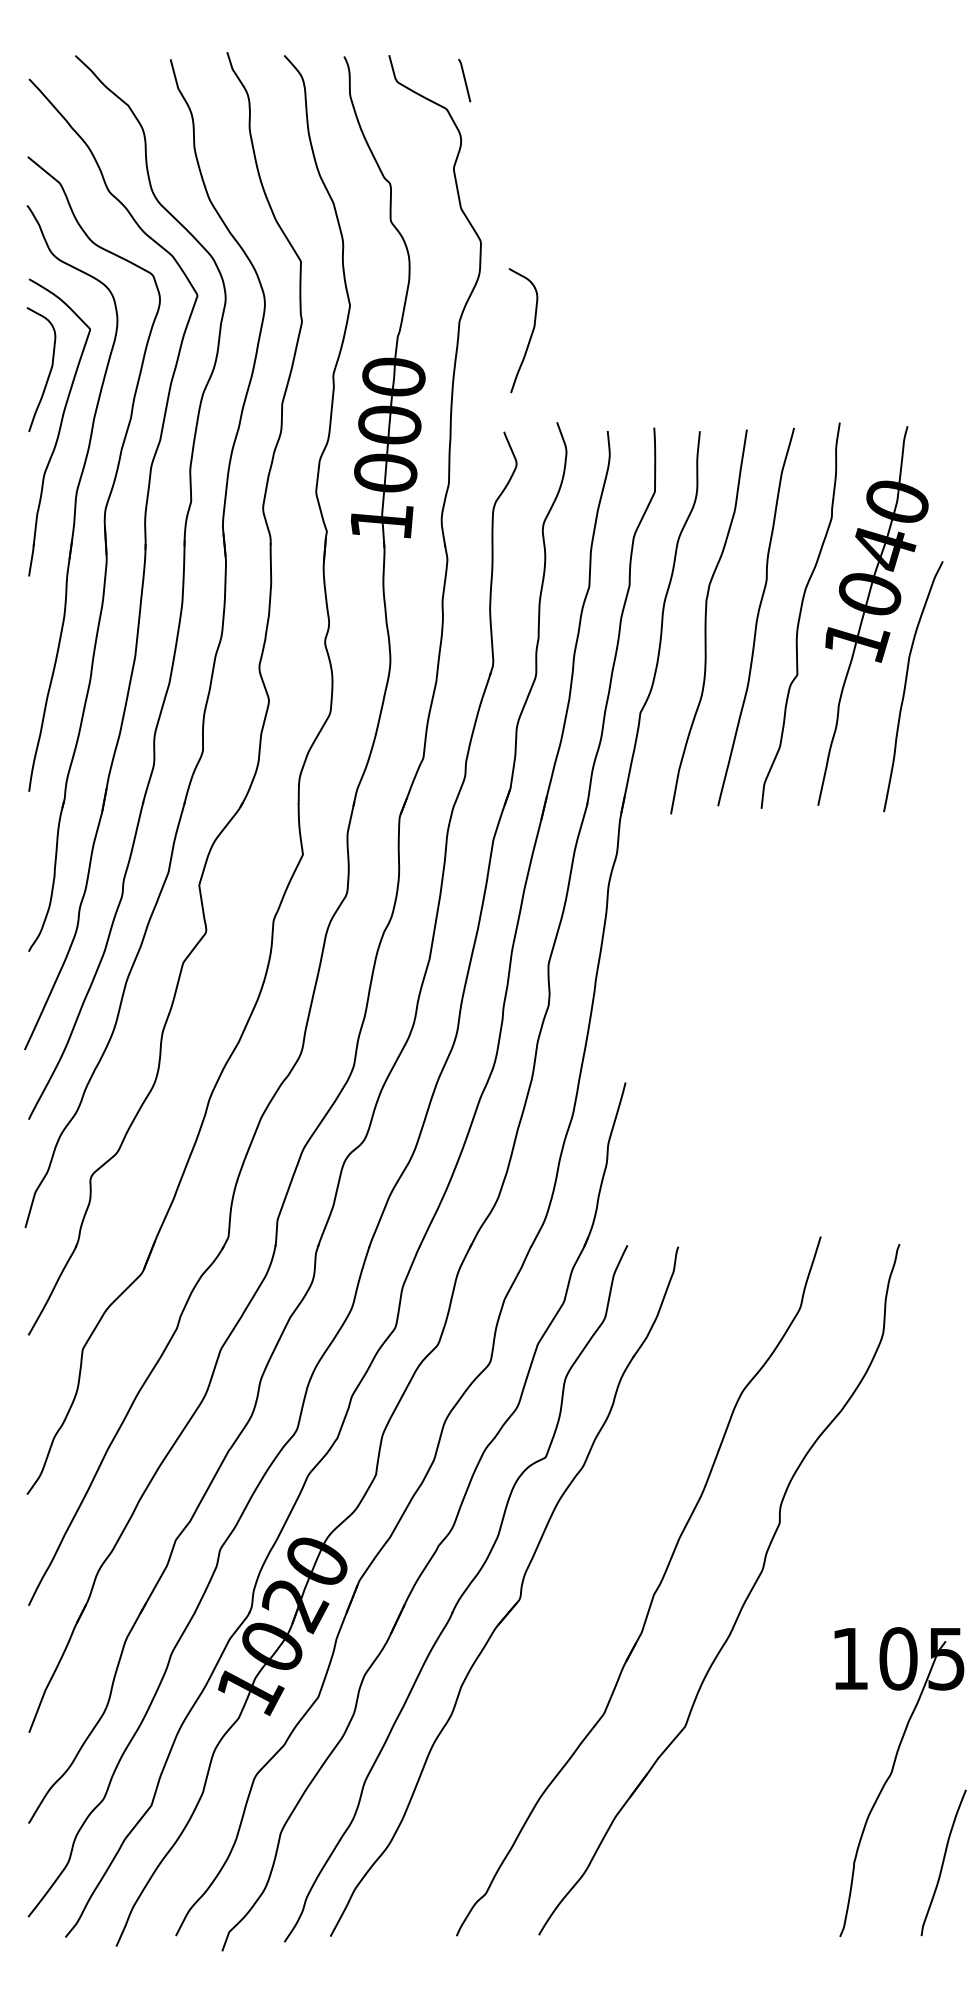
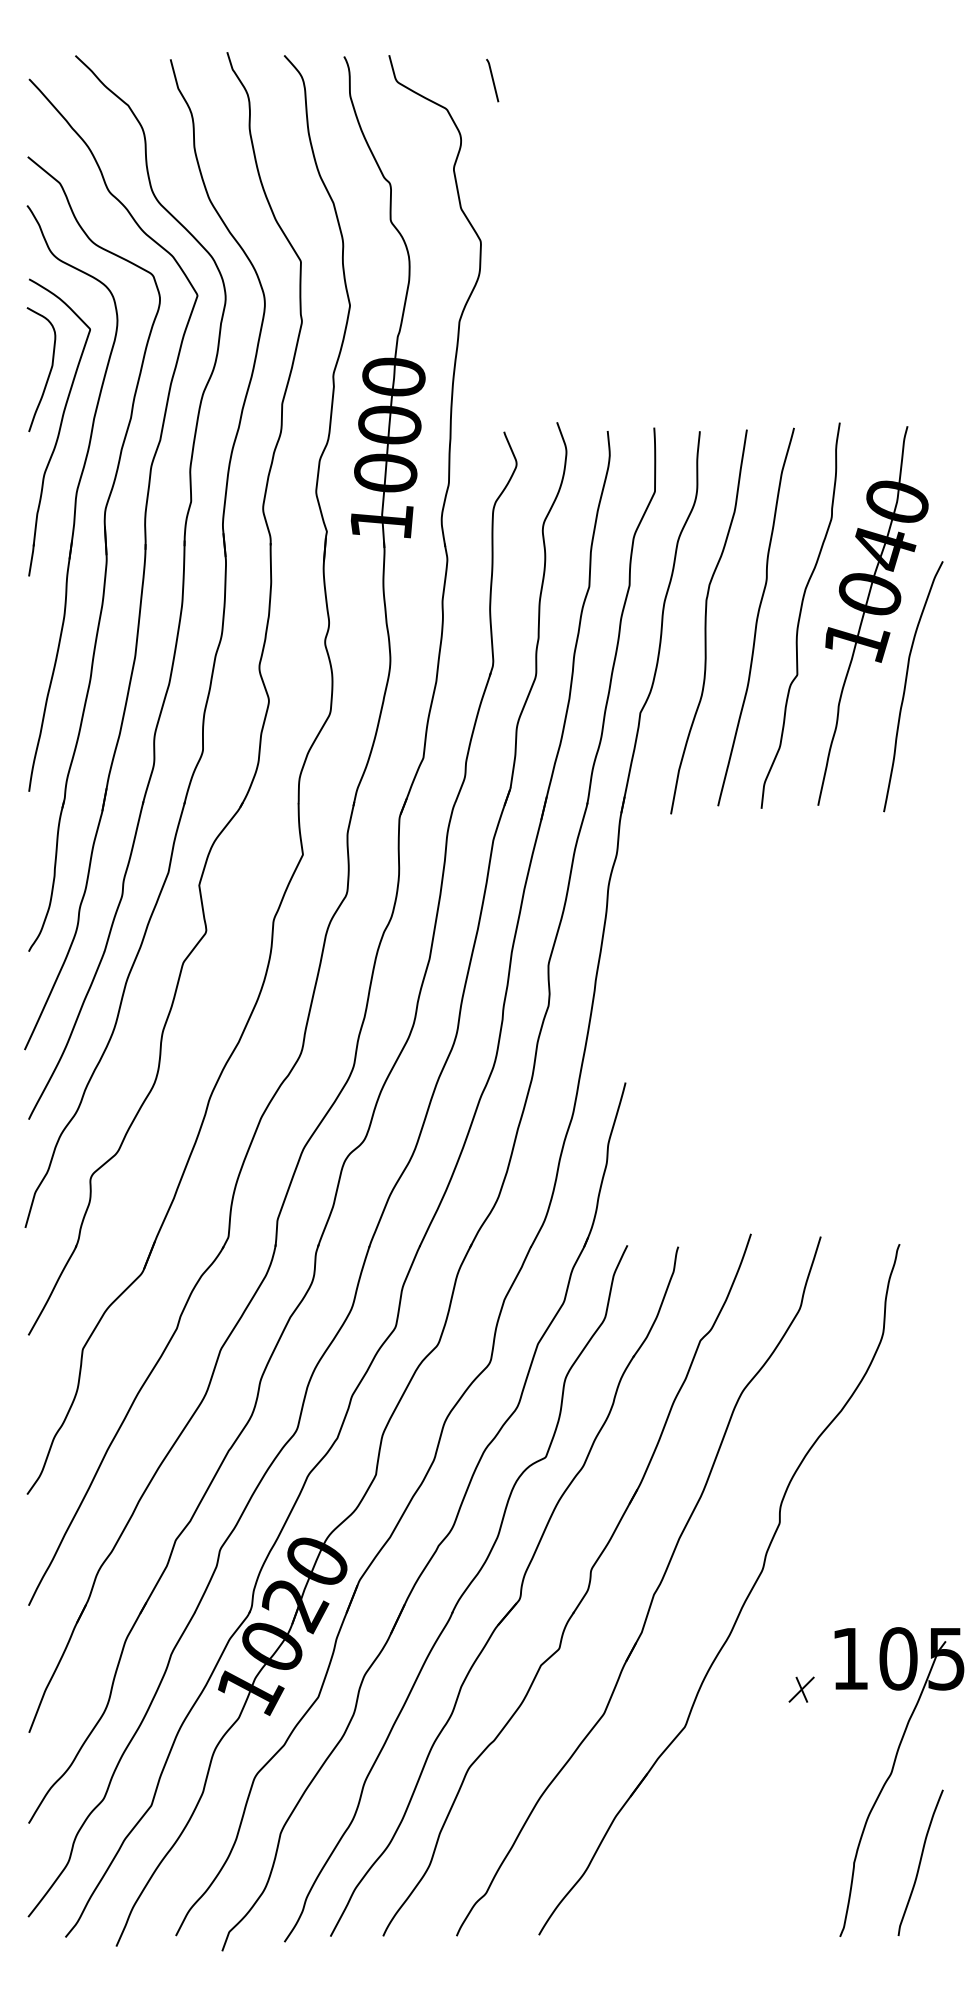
line position: (464, 80) -> (492, 80) (492, 80)
curve: present -> none (531, 332)
part: none -> present (583, 1595)
part: none -> present (801, 1689)
curve position: (943, 1862) -> (920, 1862) (920, 1862)
